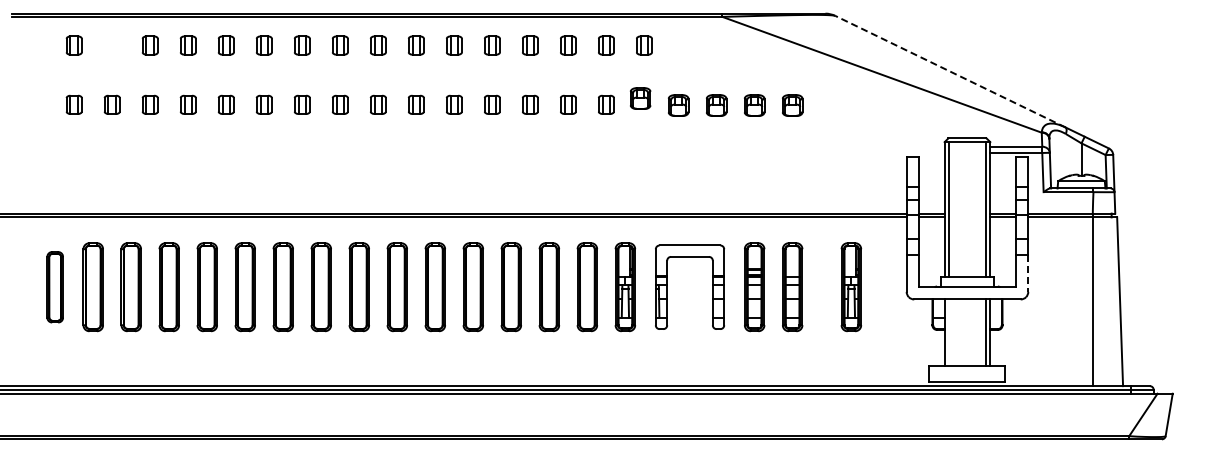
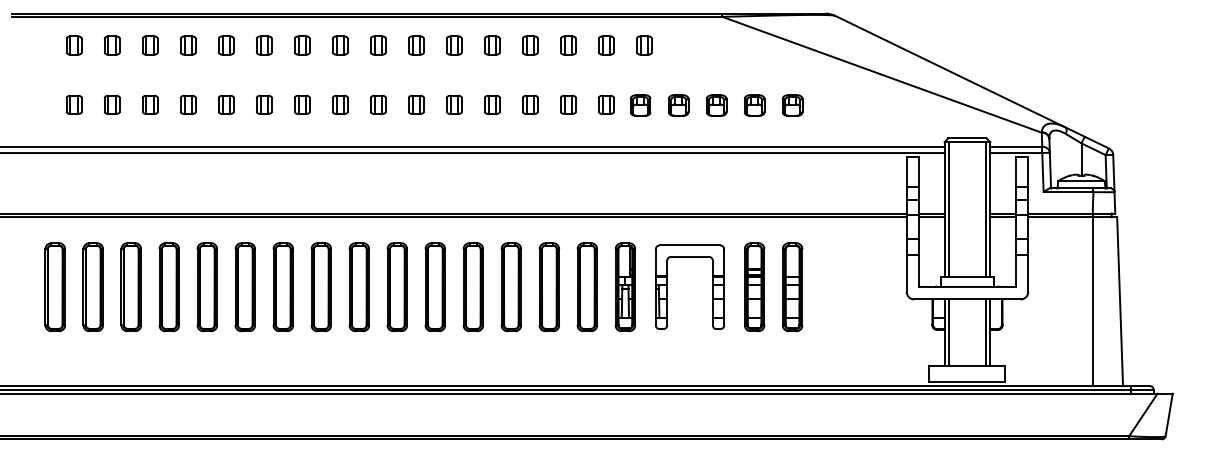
part: none -> present (111, 45)
line: dashed -> solid (950, 71)
part position: (640, 98) -> (640, 105) (640, 105)
line: none -> present (473, 146)
line: none -> present (473, 152)
line: dashed -> solid (1028, 273)
part size: 18x73 px -> 22x91 px (54, 287)
part: present -> none (851, 287)
line: none -> present (949, 332)
